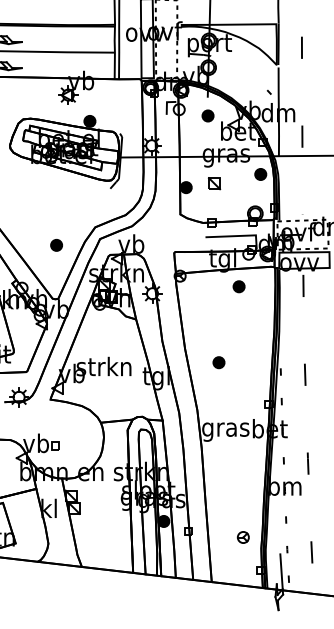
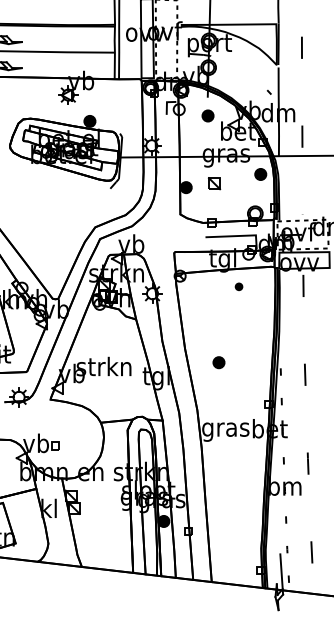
part: present -> none (56, 245)
part size: 14x14 px -> 10x10 px (238, 286)
part: present -> none (242, 537)
